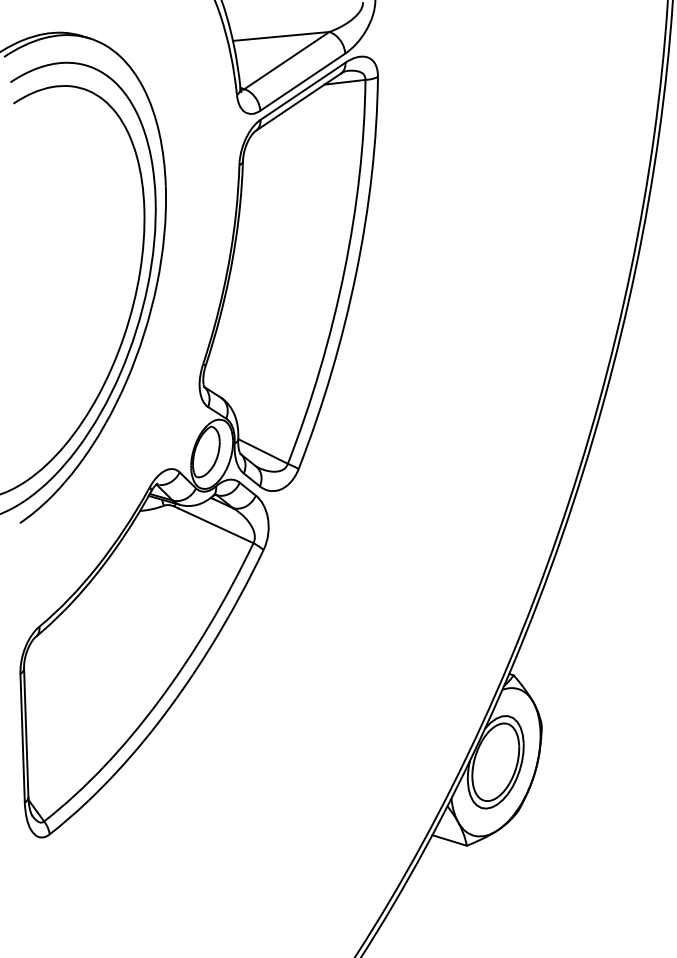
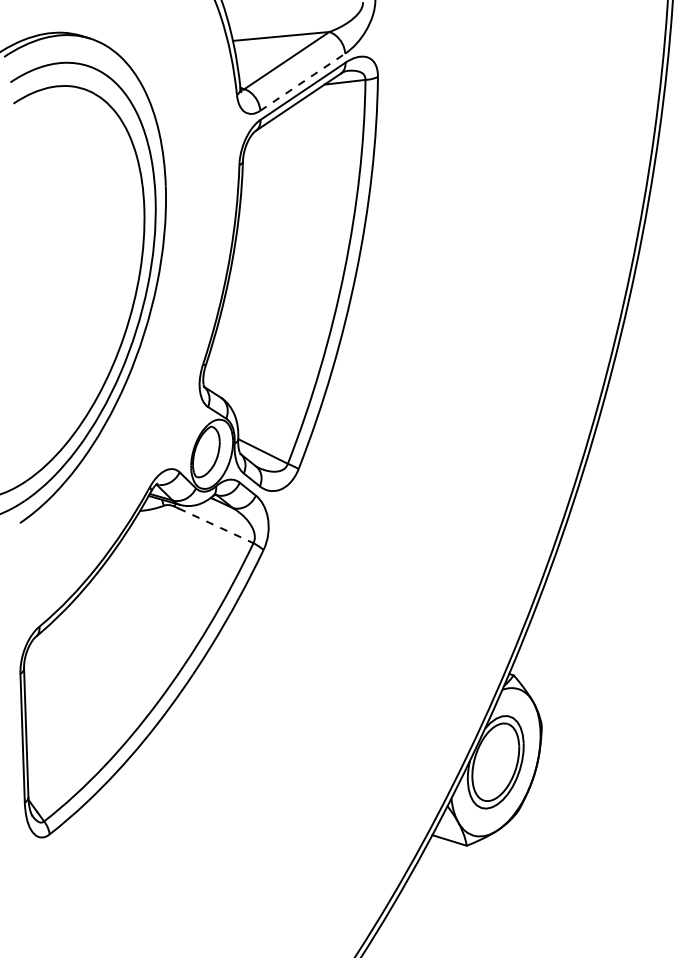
line: solid -> dashed (303, 81)
line: solid -> dashed (216, 526)
